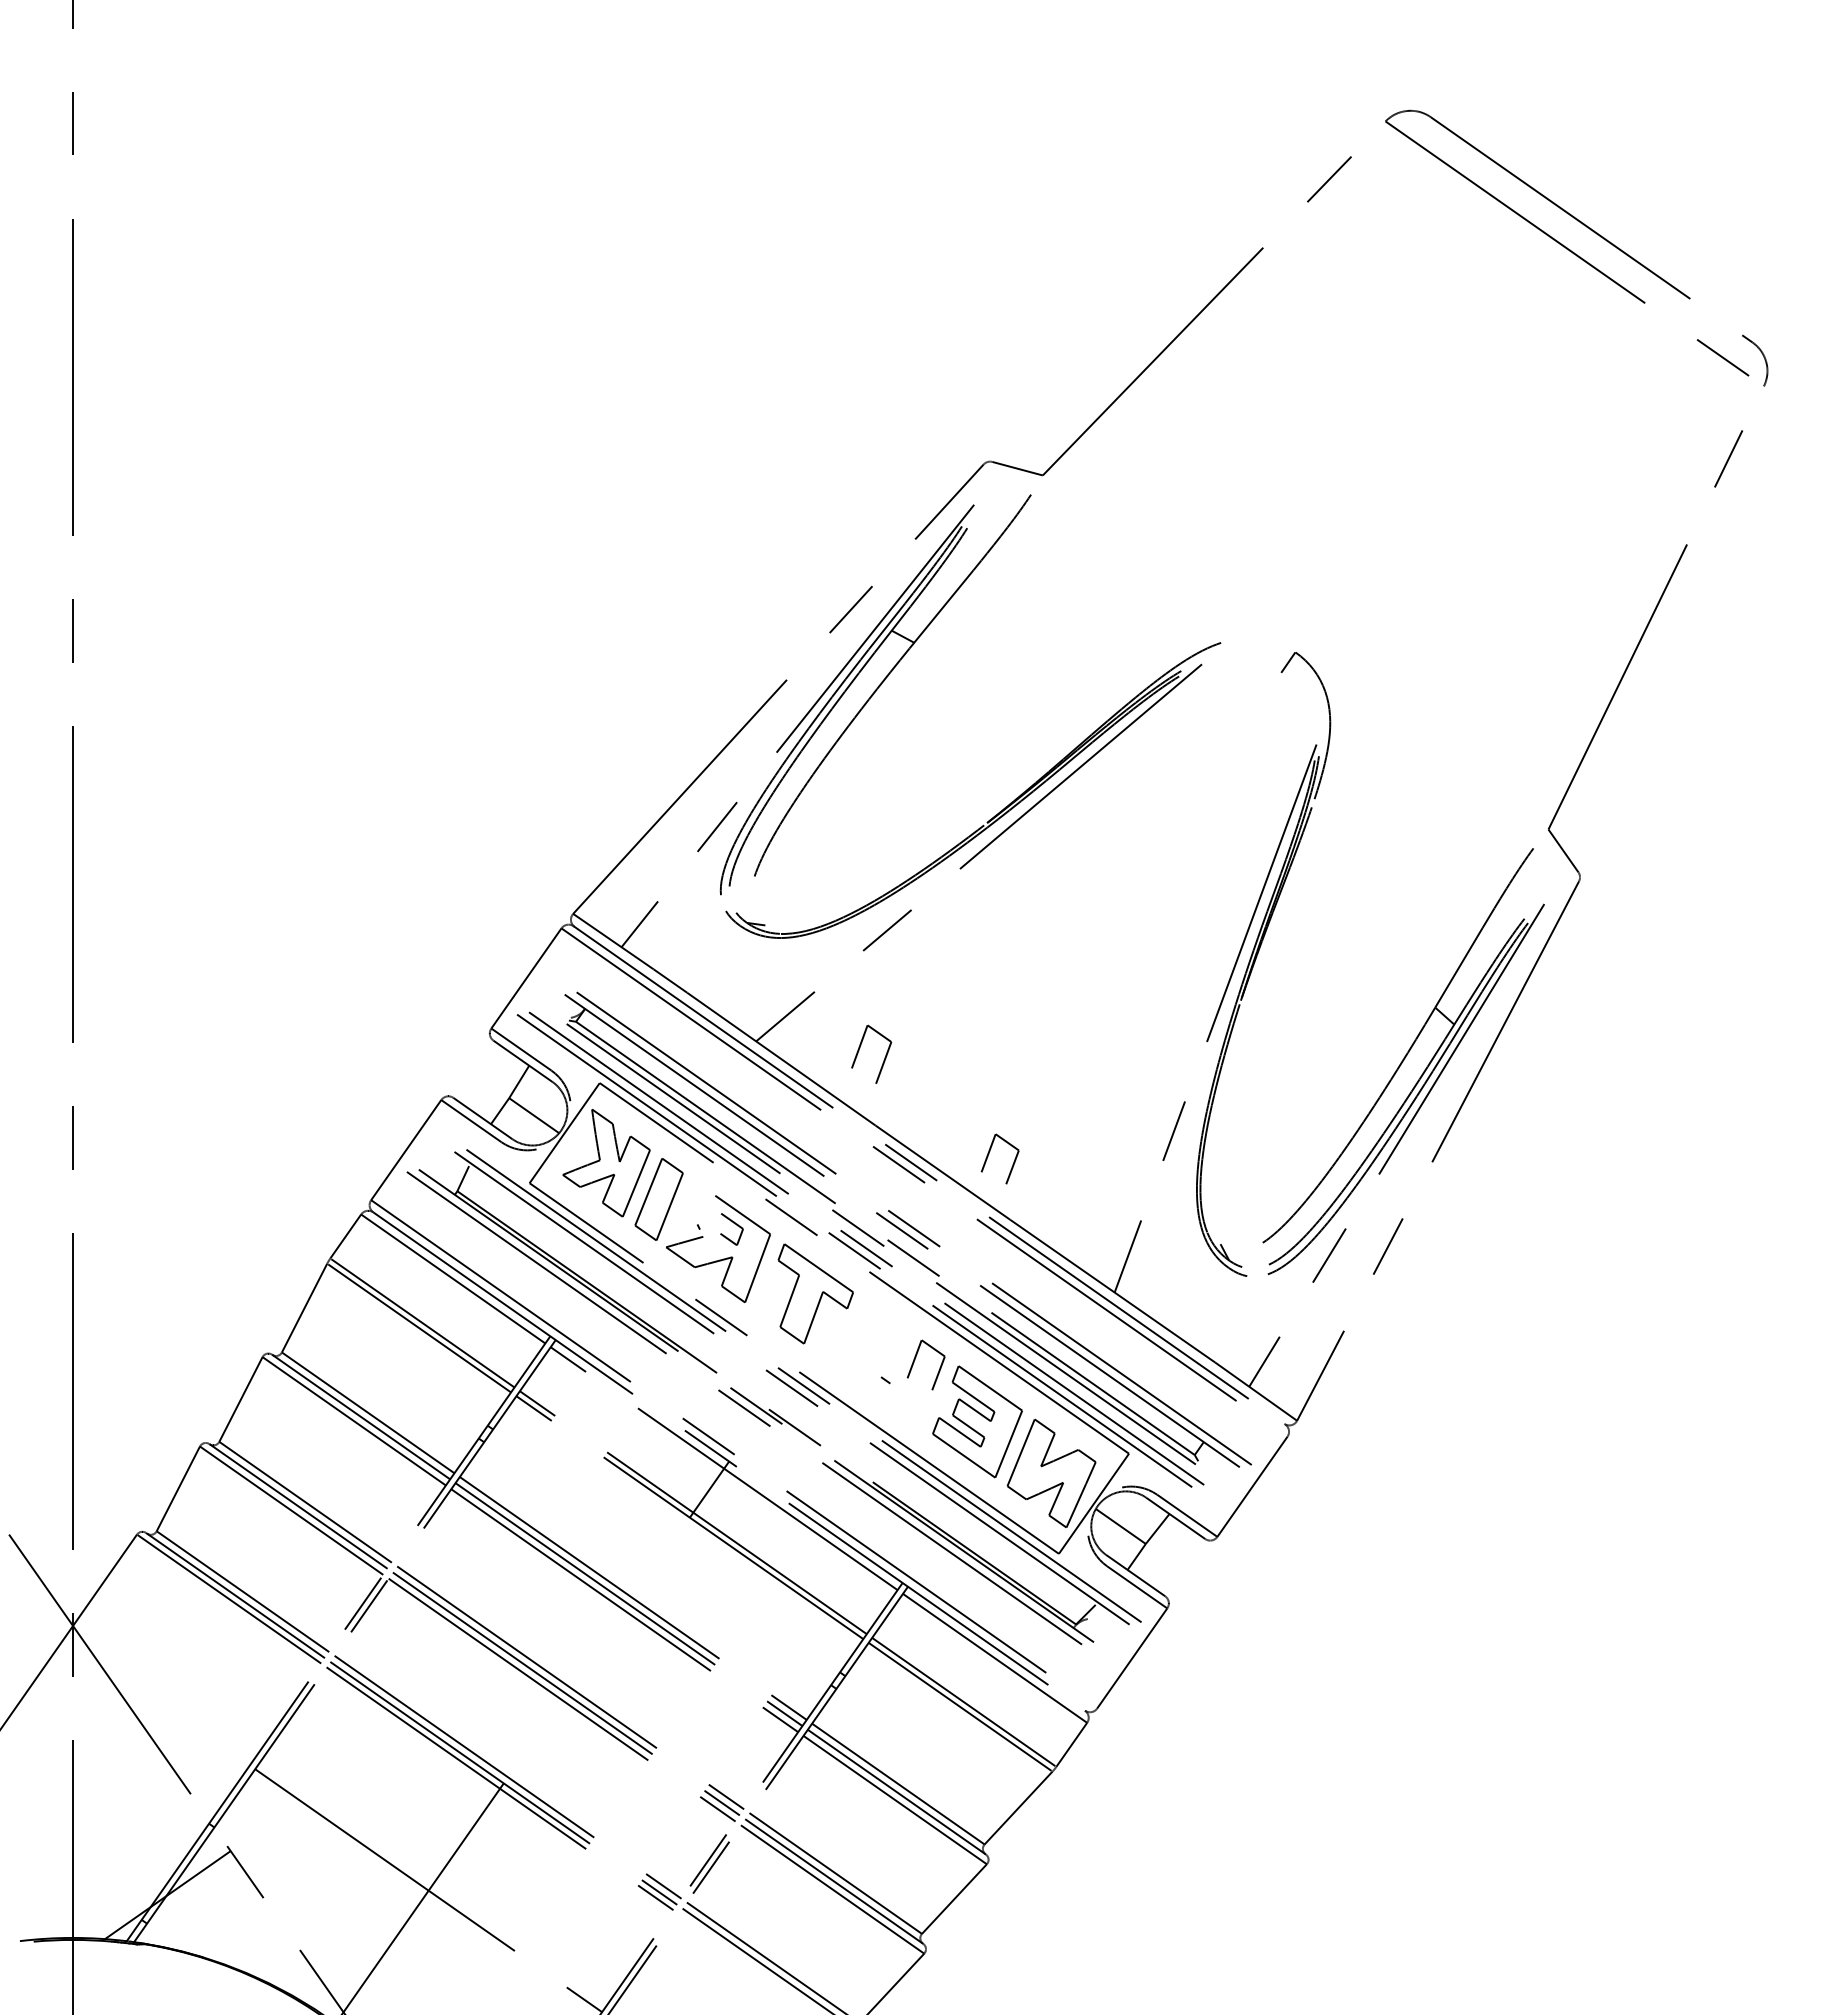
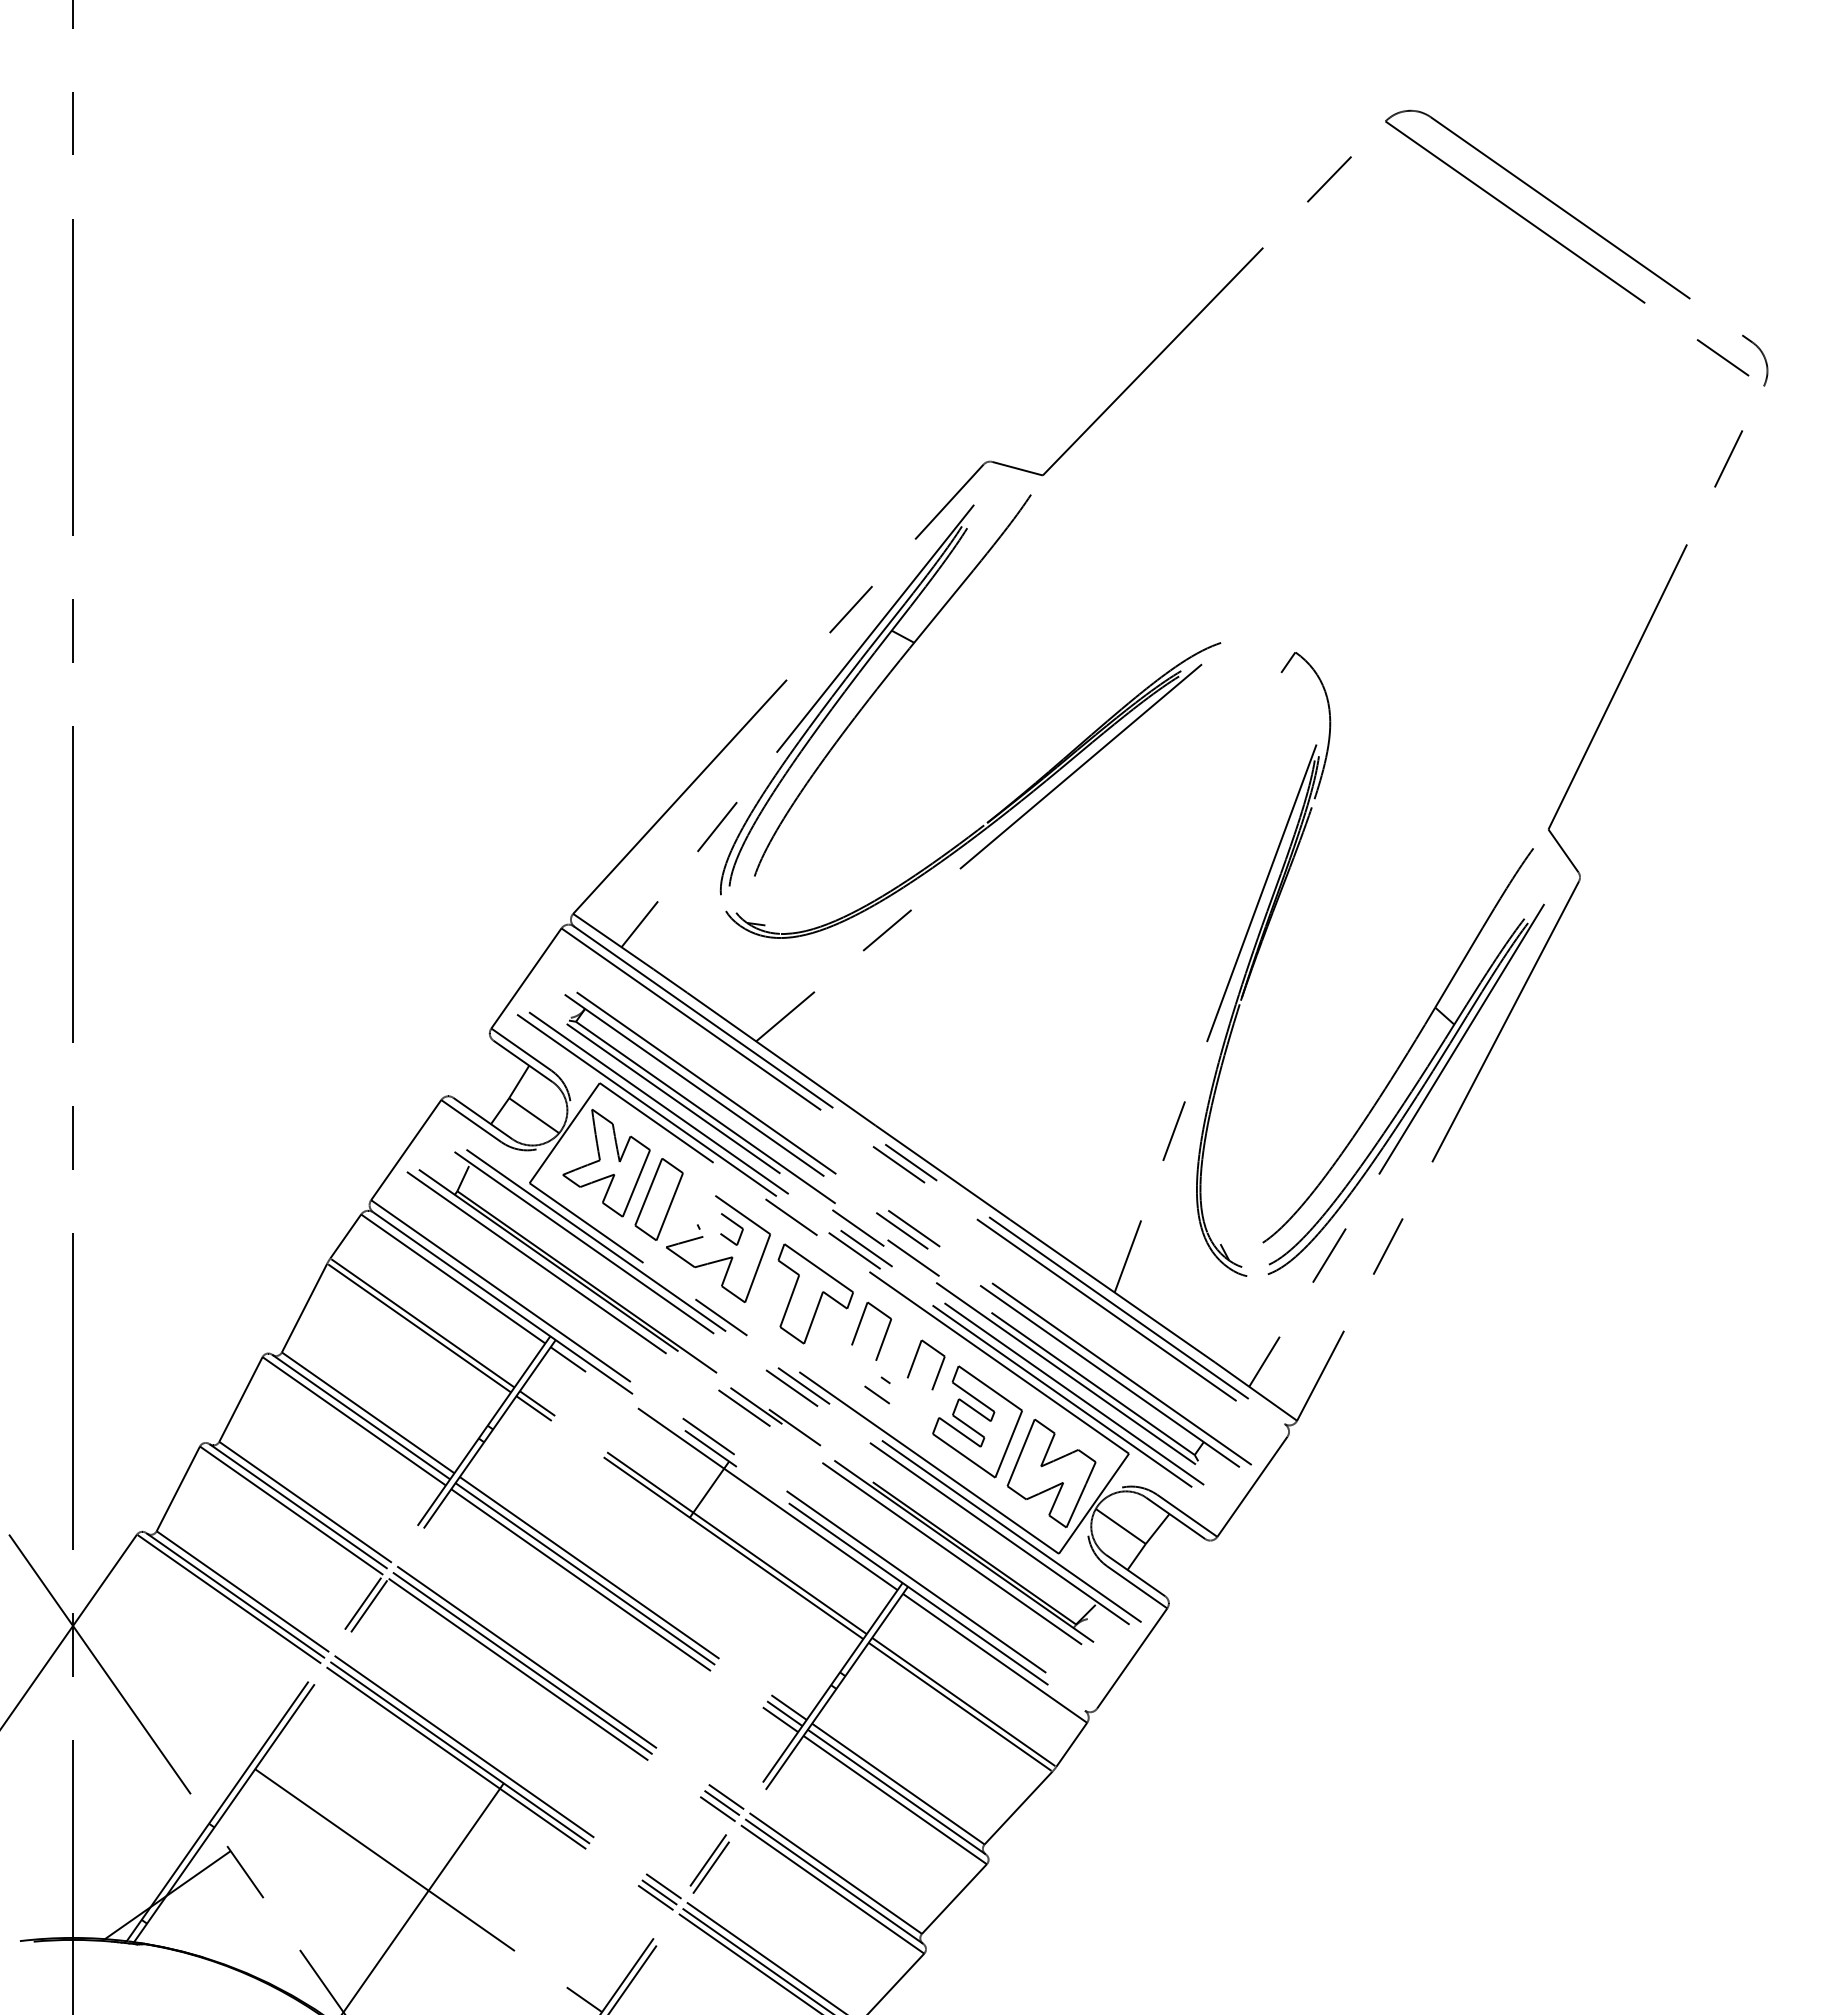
part position: (860, 1048) -> (860, 1325) (860, 1325)
part: present -> none (989, 1154)
line: none -> present (876, 1394)
line: none -> present (748, 1962)
